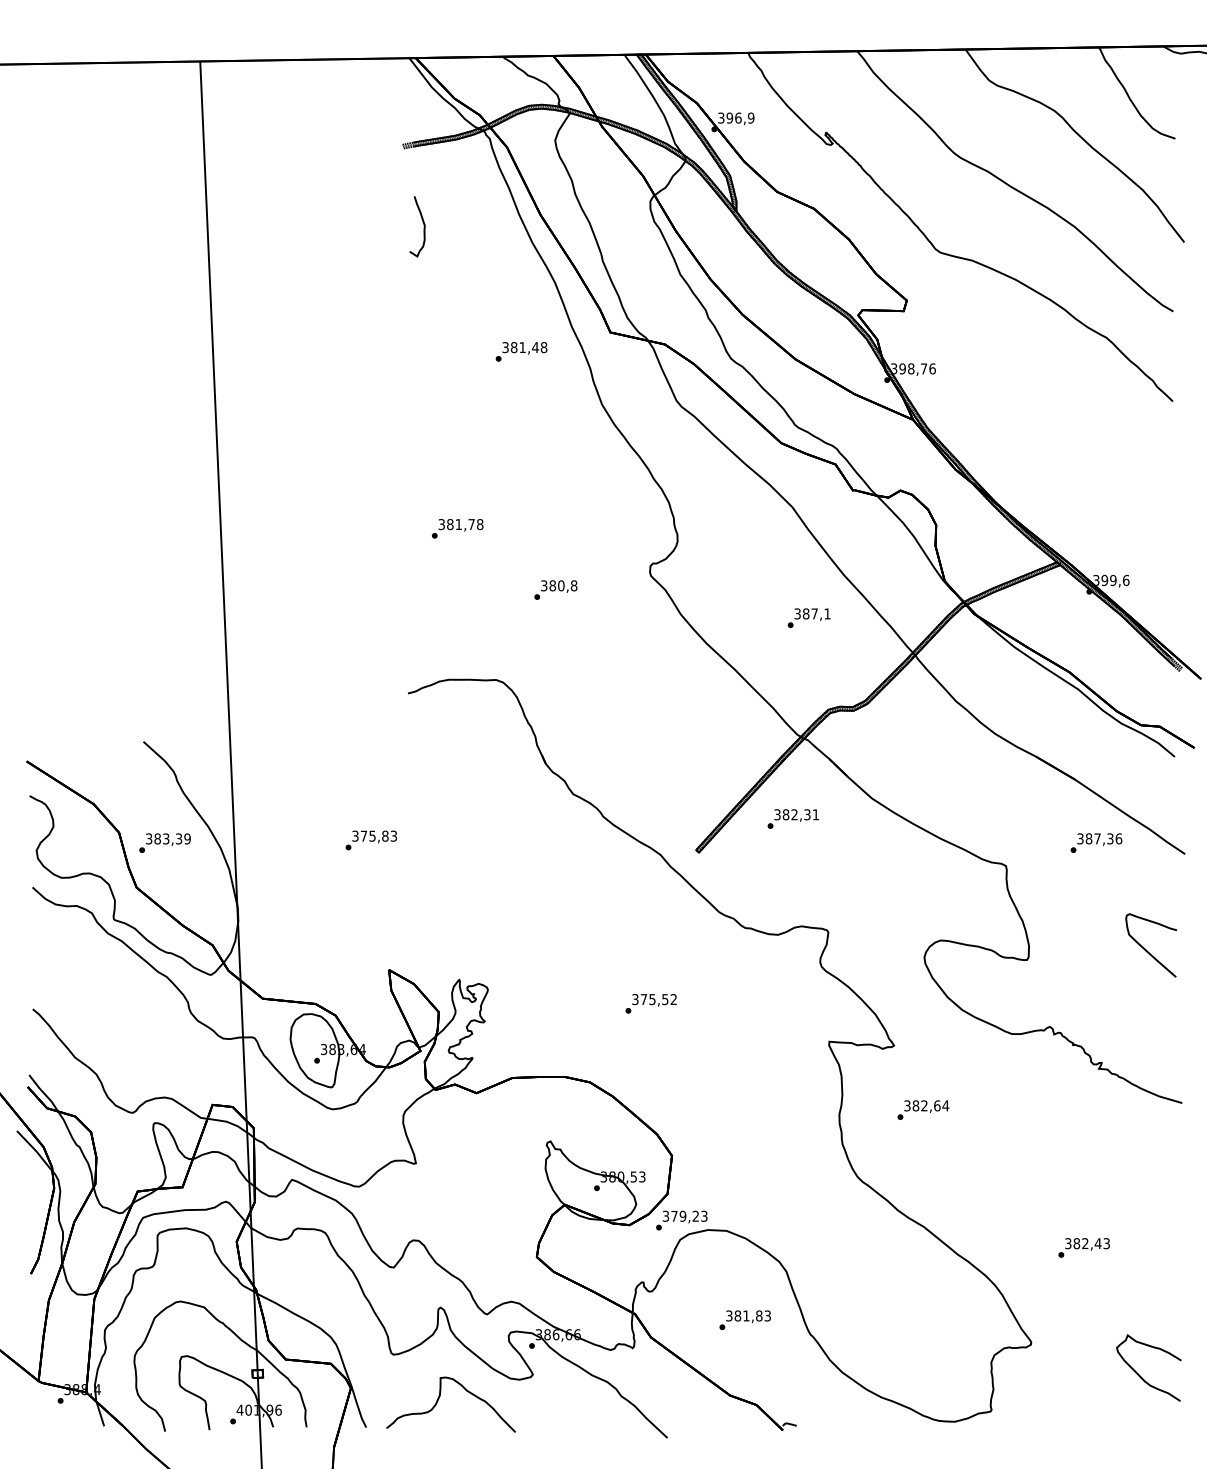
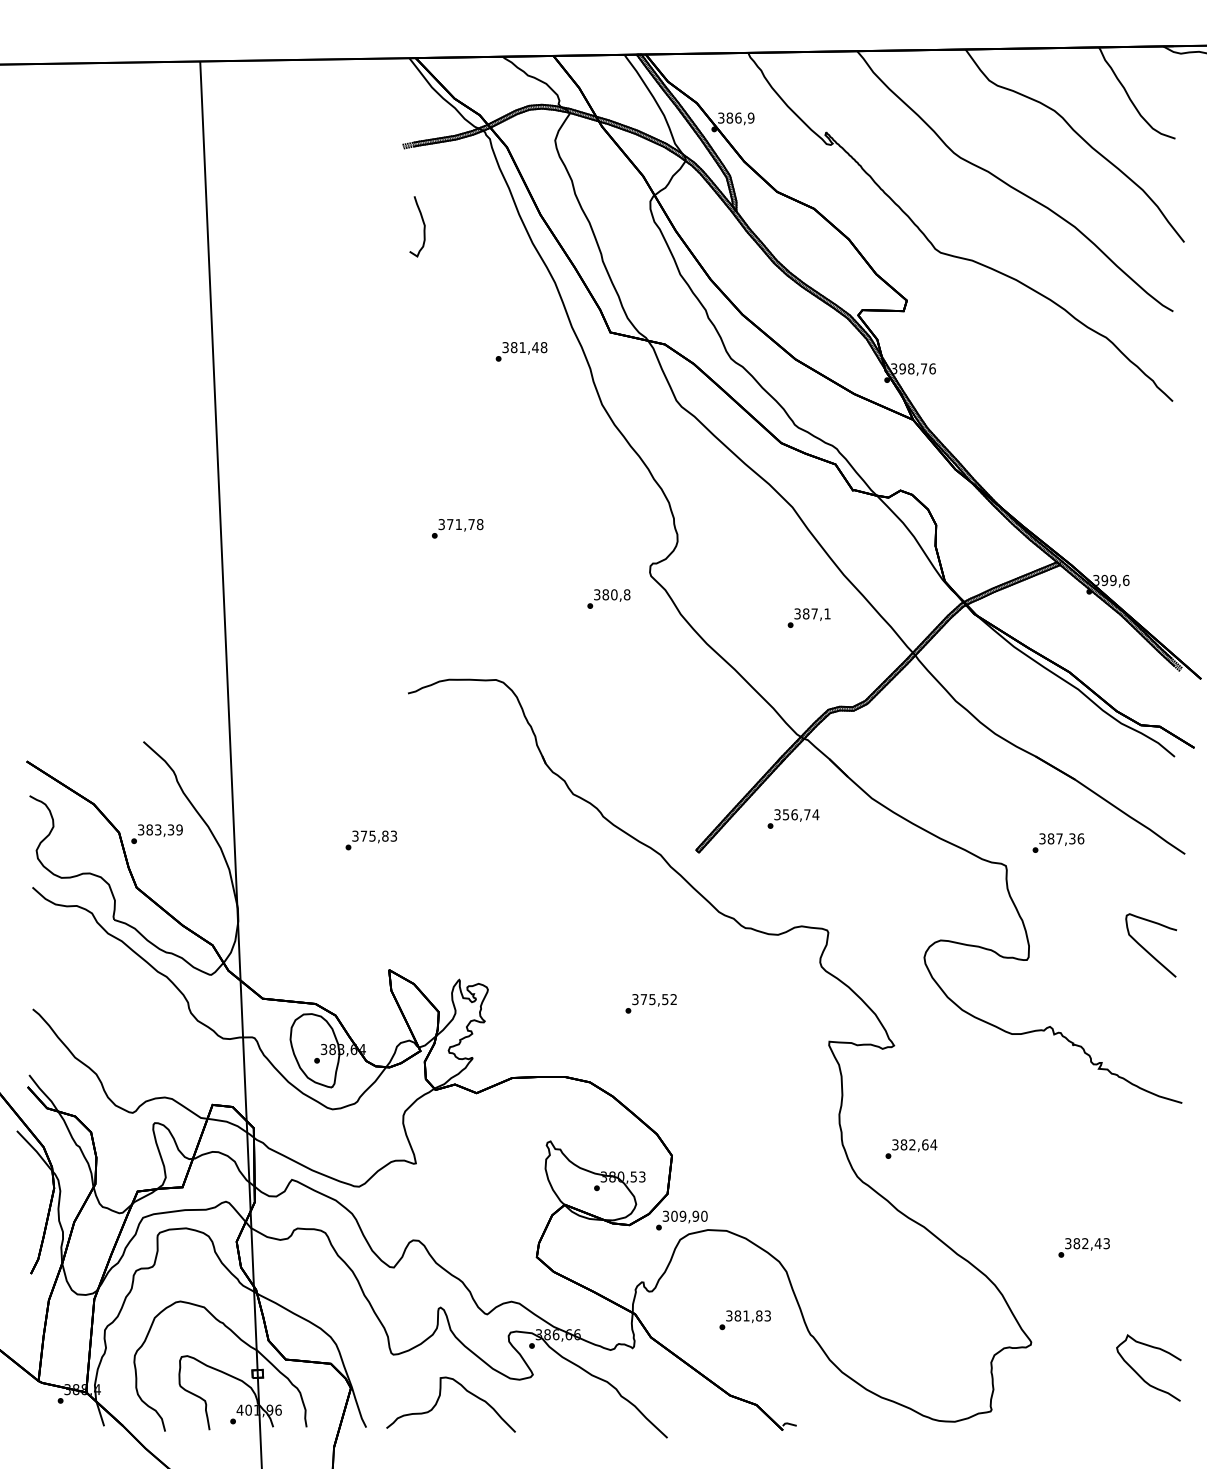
text: 396,9 -> 386,9 (729, 117)
text: 381,78 -> 371,78 (450, 524)
text position: (555, 589) -> (608, 598) (608, 598)
text: 382,31 -> 356,74 (800, 814)
text position: (164, 842) -> (156, 833) (156, 833)
text position: (1096, 842) -> (1058, 842) (1058, 842)
text position: (923, 1109) -> (911, 1148) (911, 1148)
text: 379,23 -> 309,90 (689, 1215)
